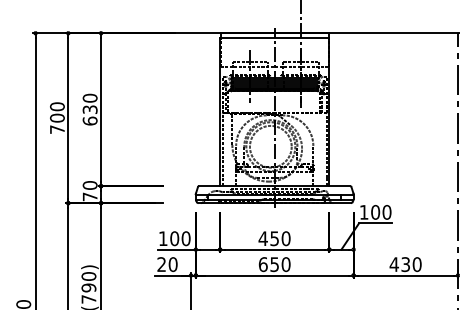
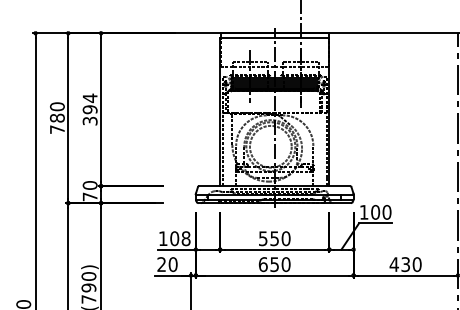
text: 630 -> 394 (89, 109)
text: 700 -> 780 (57, 117)
text: 100 -> 108 (185, 238)
text: 450 -> 550 (262, 238)
